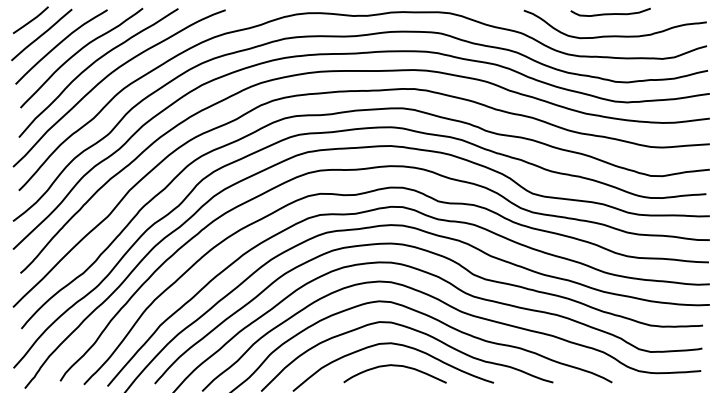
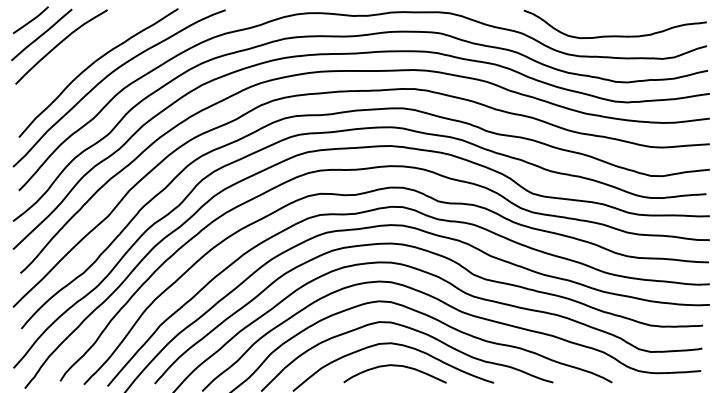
curve: present -> none (610, 13)
curve: present -> none (77, 53)
